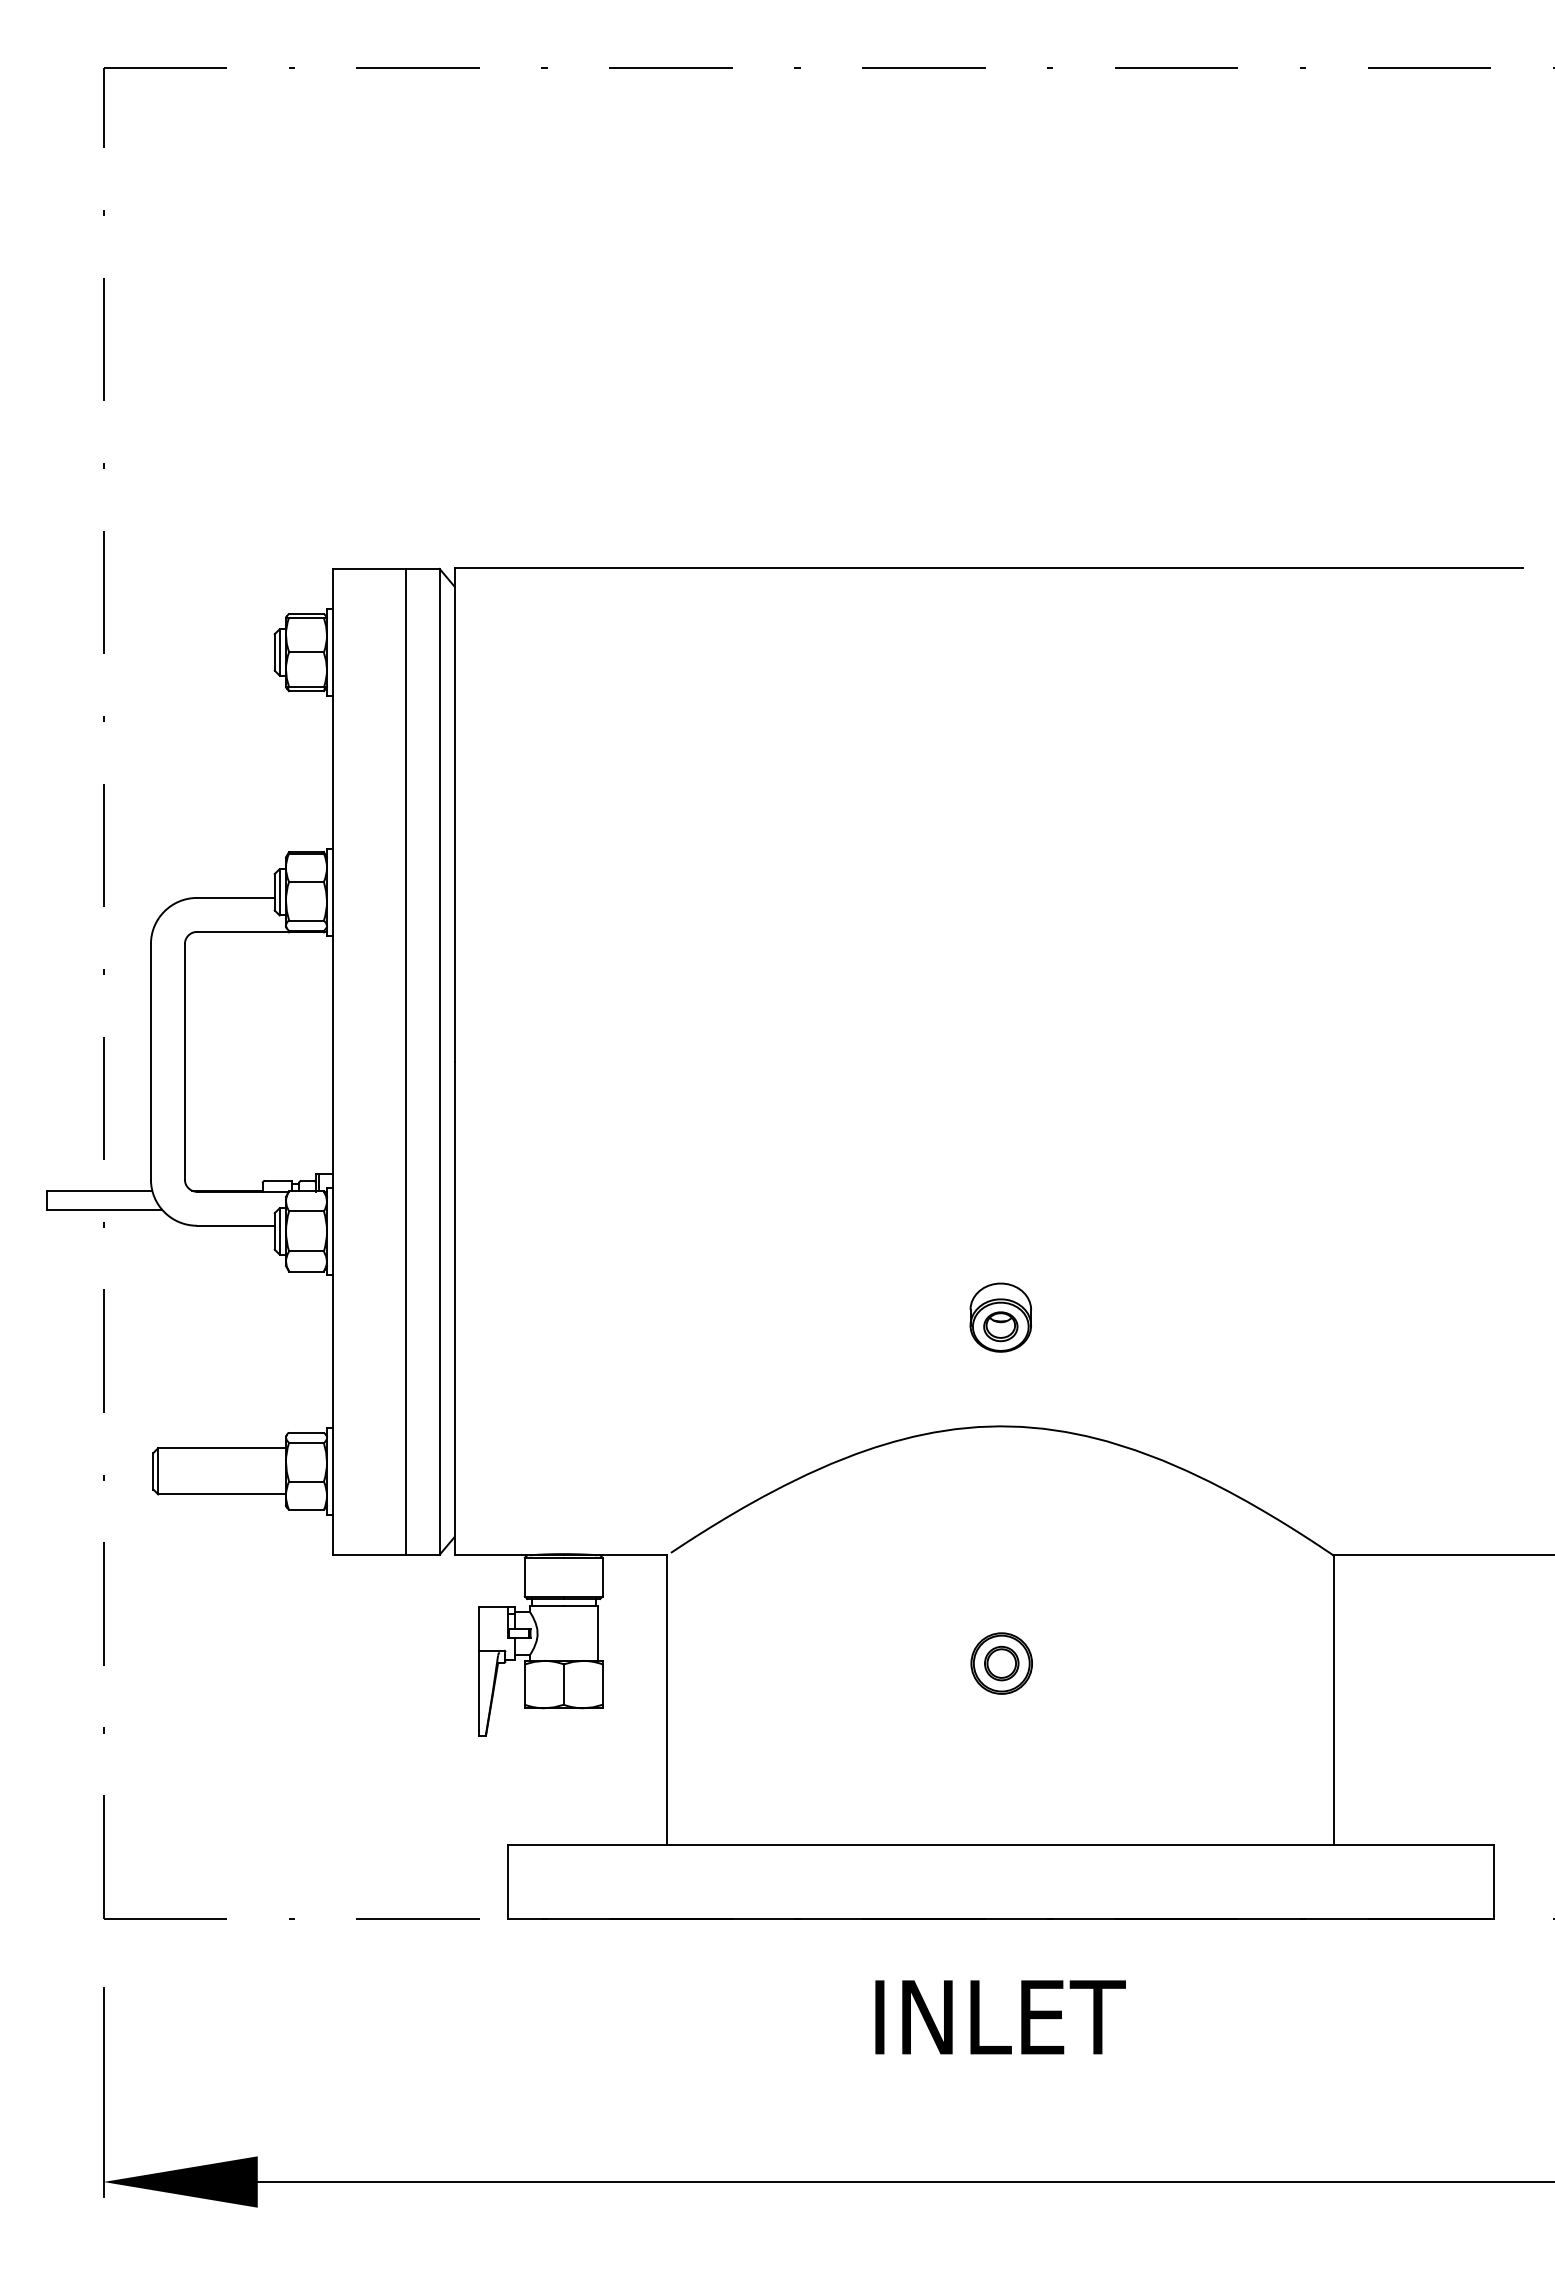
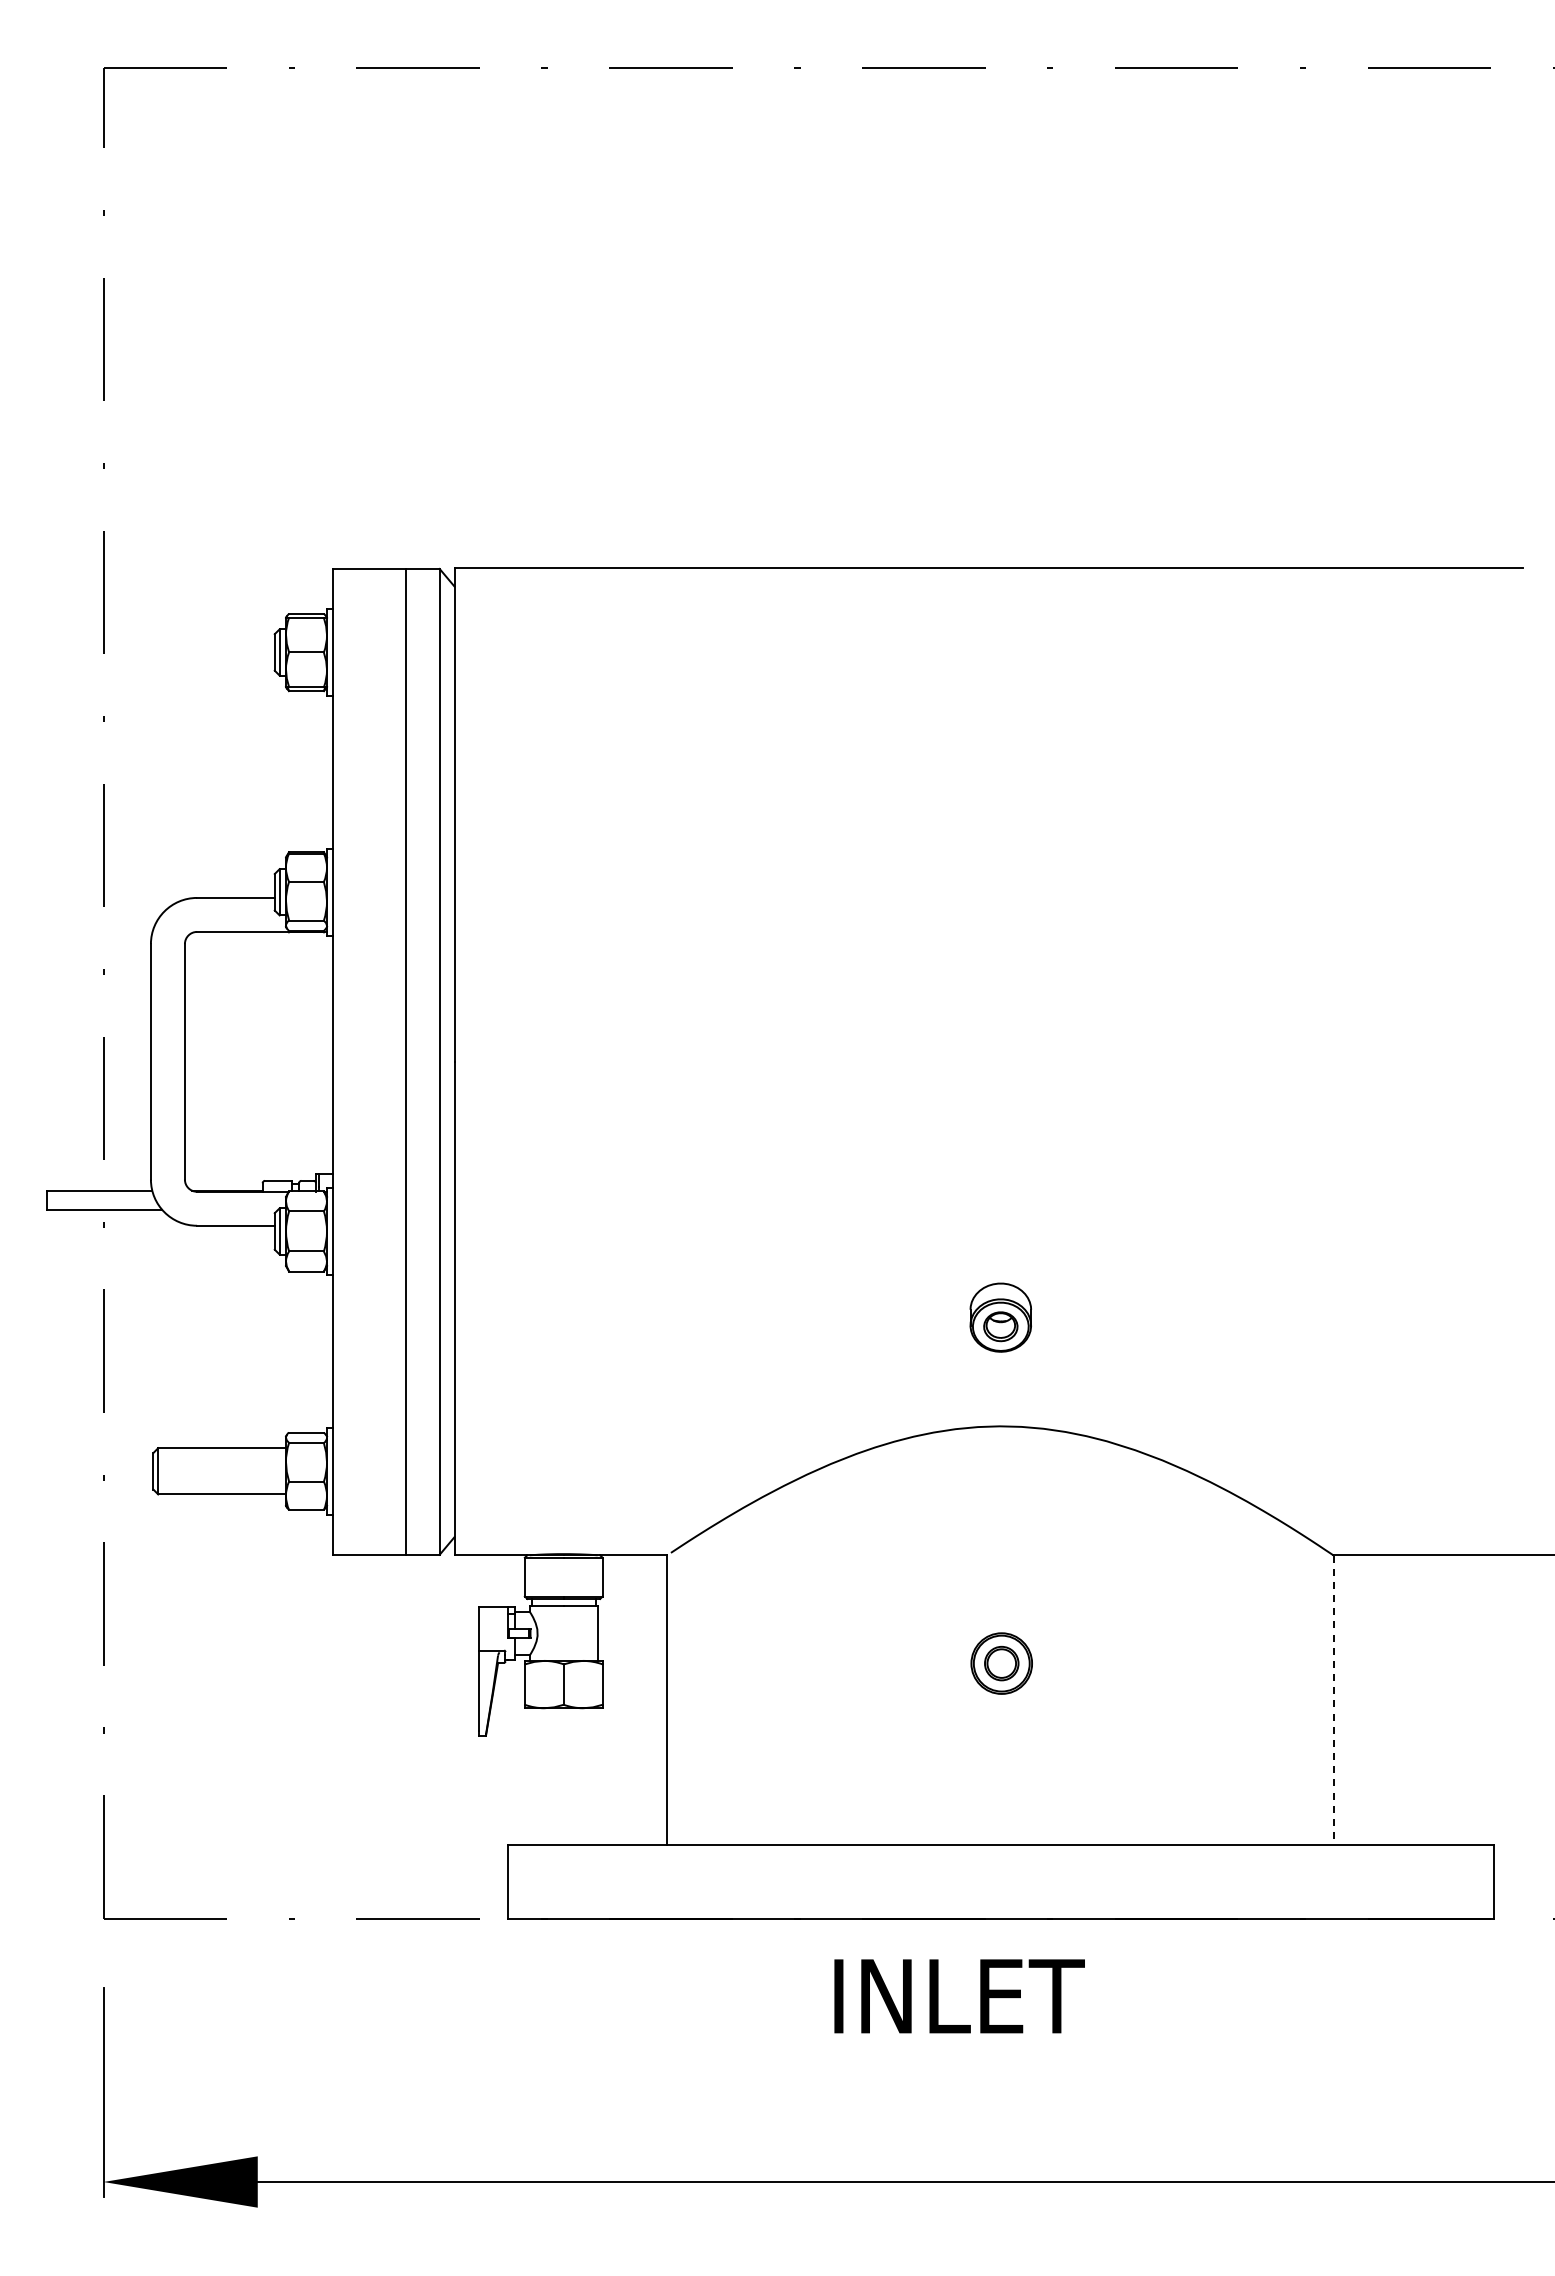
line: solid -> dashed (1333, 1700)
text position: (1000, 2017) -> (959, 1996) (959, 1996)
